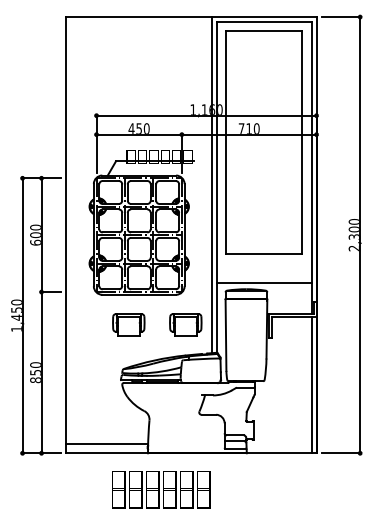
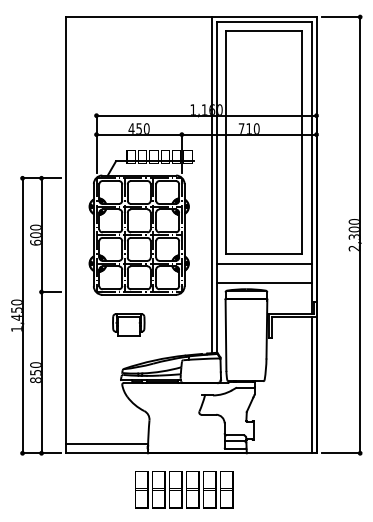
line: none -> present (263, 263)
part: present -> none (185, 324)
text position: (161, 489) -> (184, 489) (184, 489)
